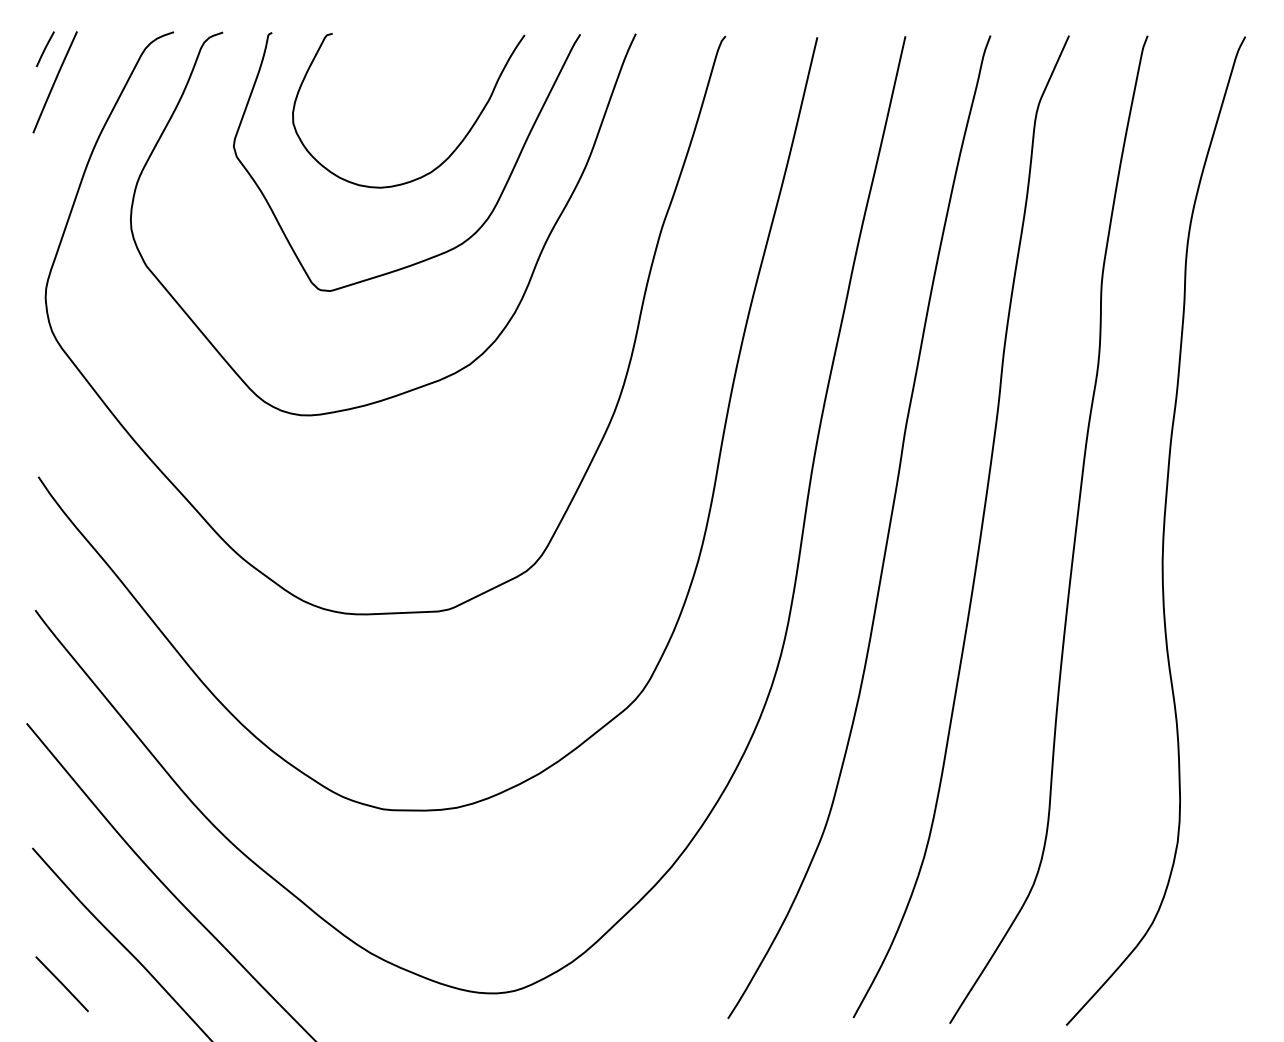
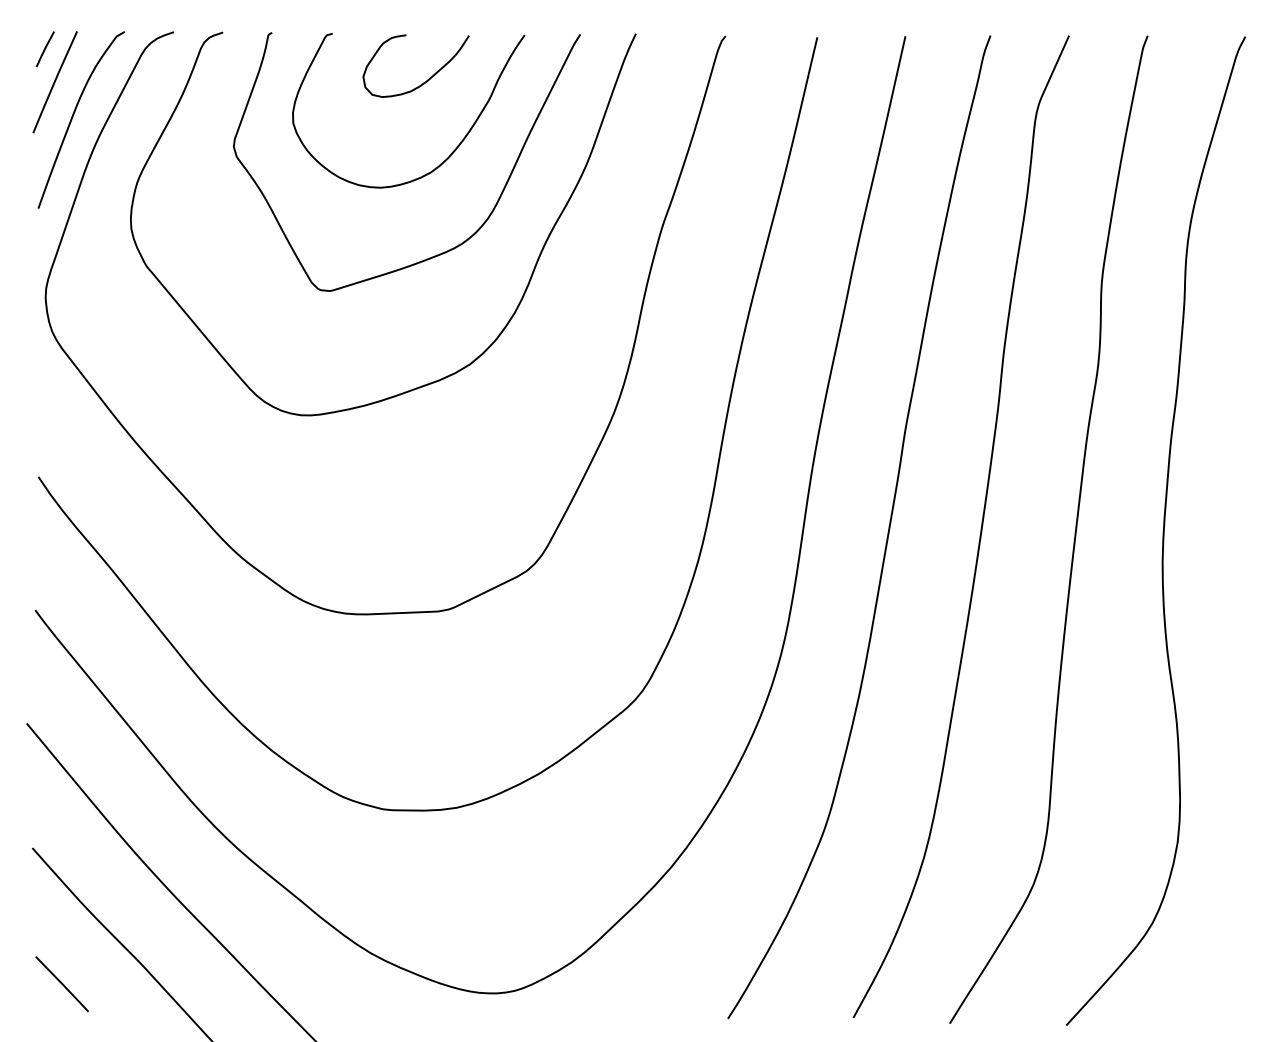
curve: none -> present (424, 81)
curve: none -> present (73, 117)
